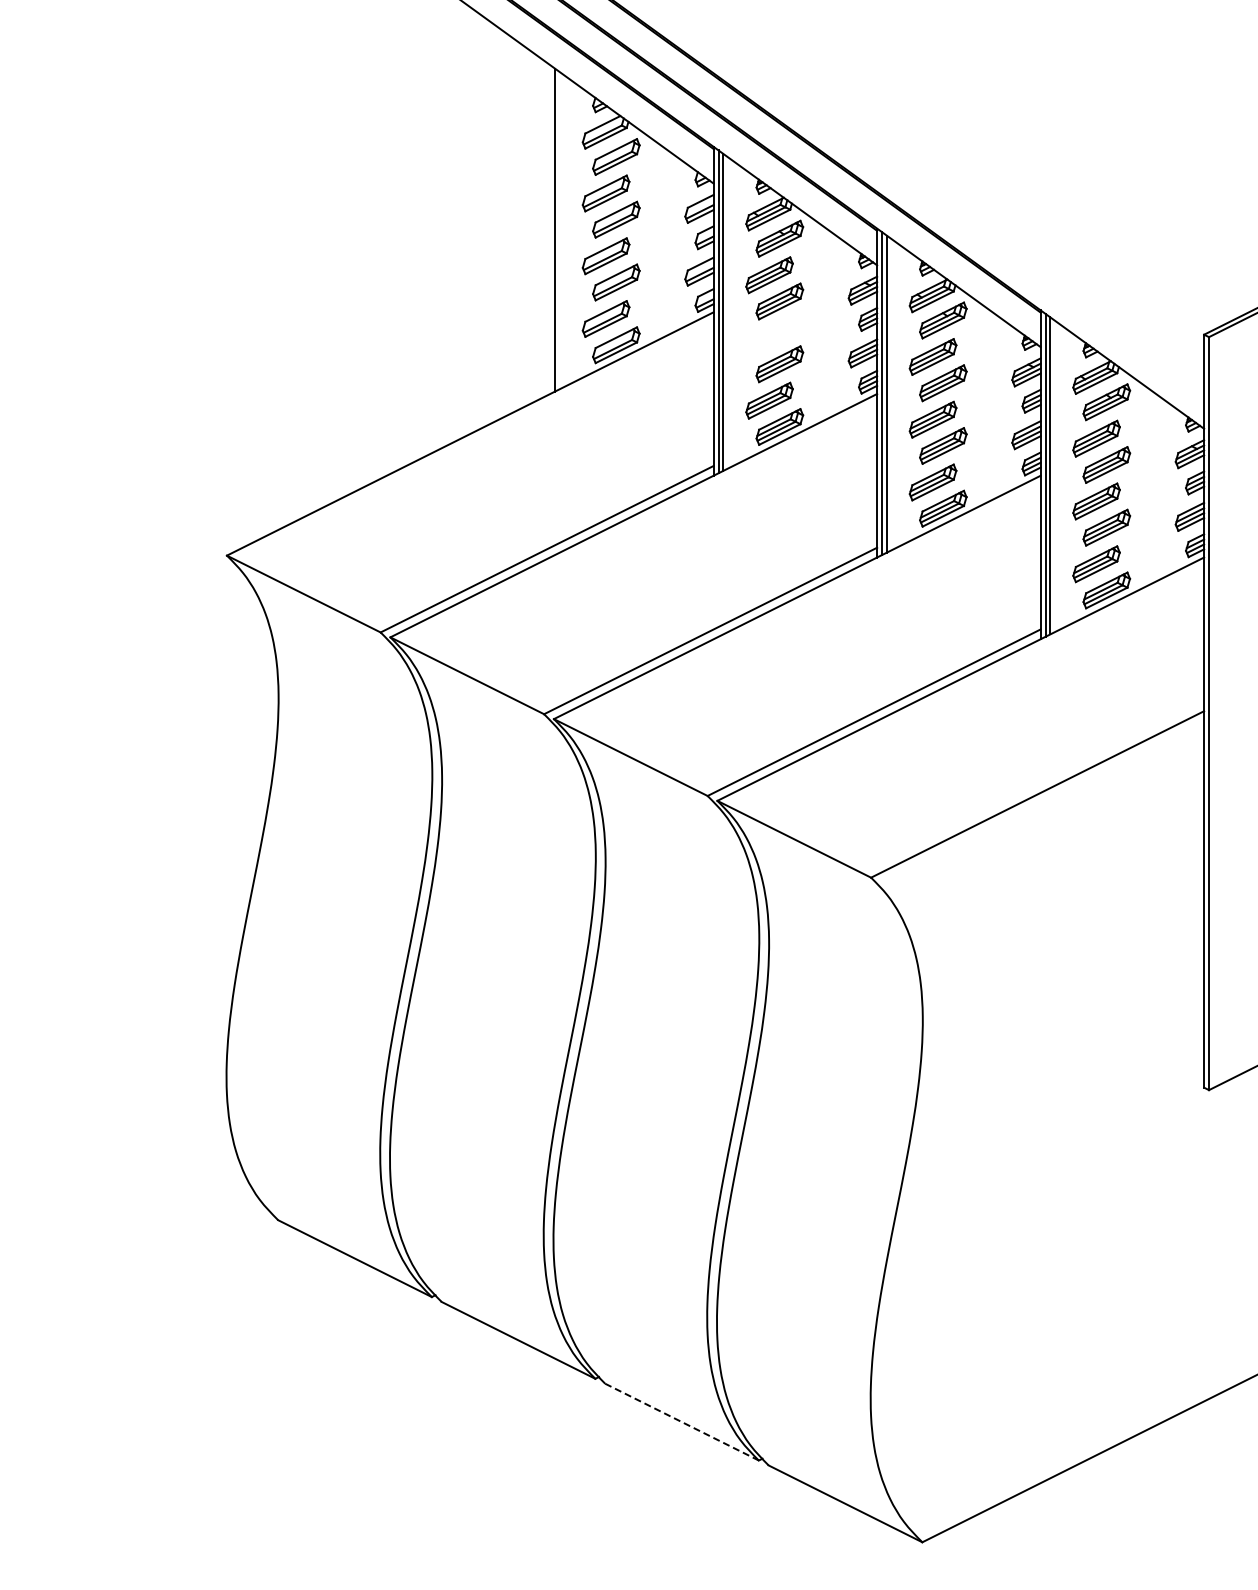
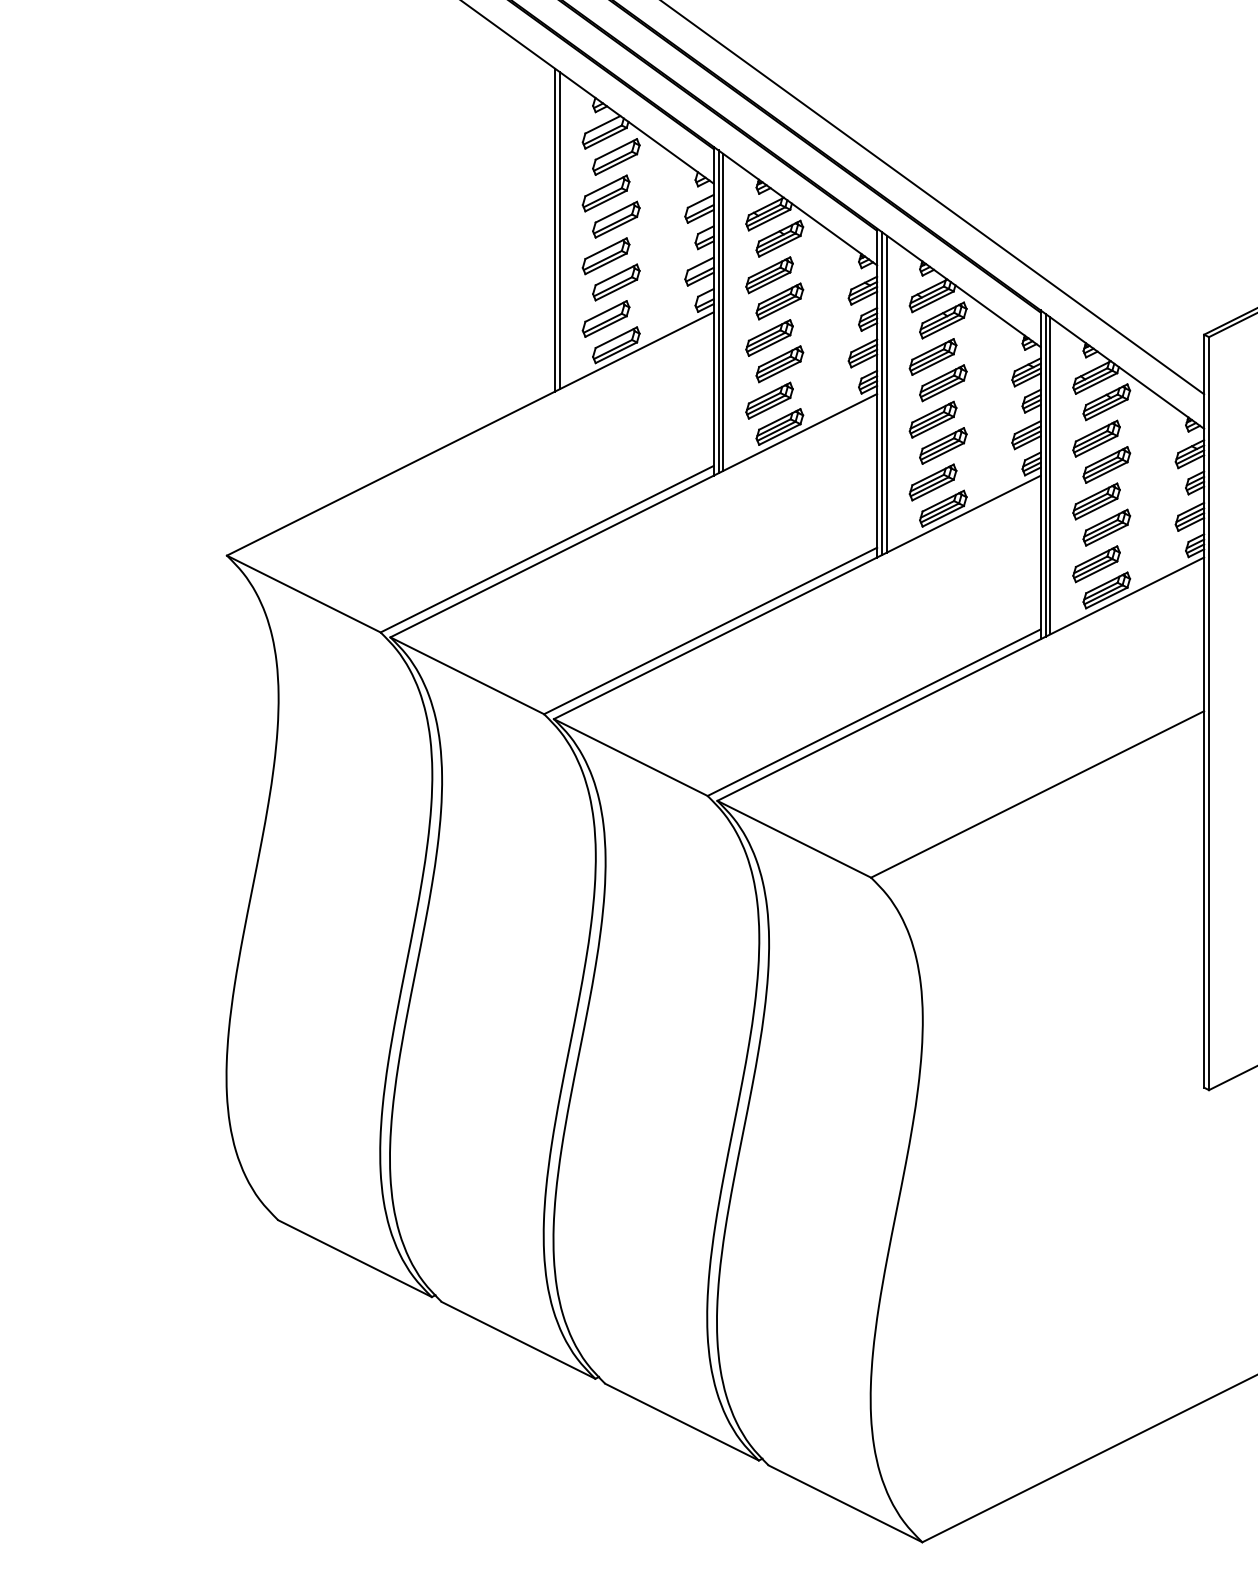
line: none -> present (933, 198)
line: none -> present (559, 230)
part: none -> present (769, 337)
line: dashed -> solid (682, 1422)
